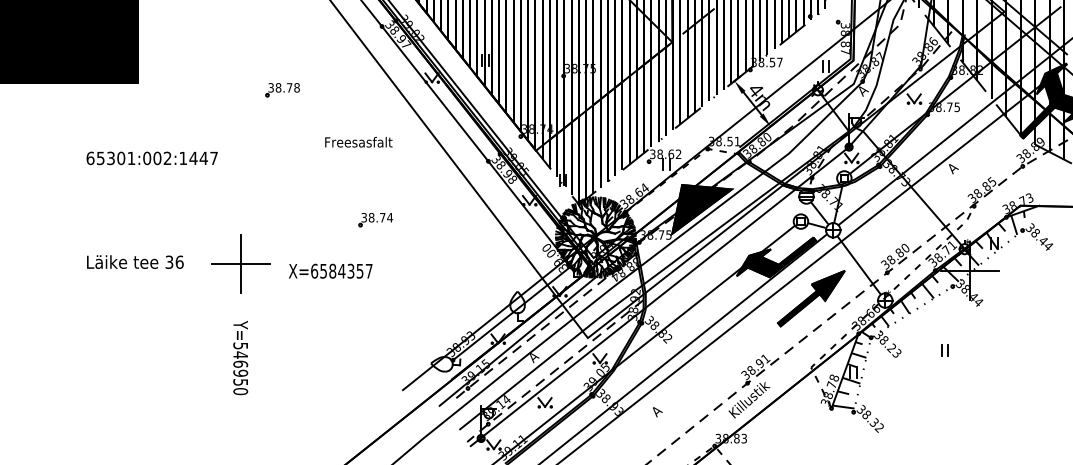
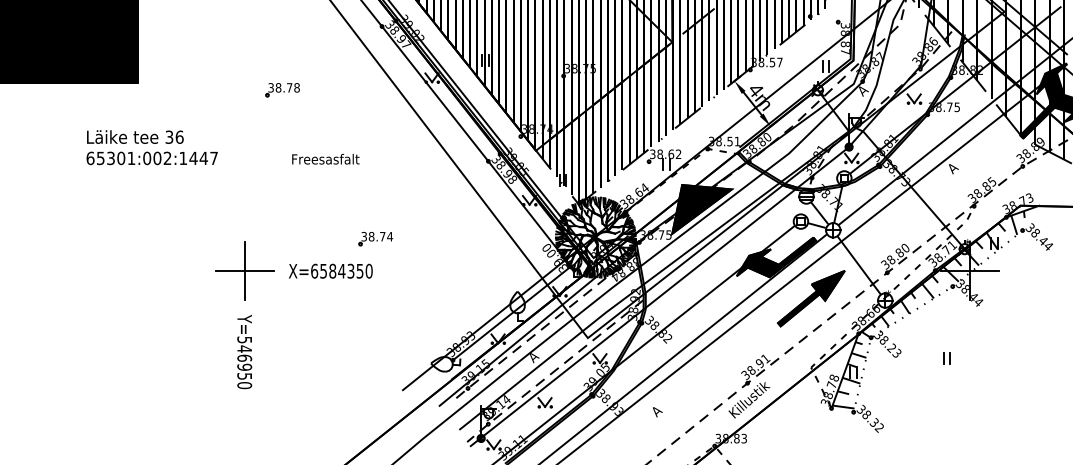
text position: (358, 142) -> (325, 159) (325, 159)
part position: (375, 220) -> (375, 239) (375, 239)
text position: (135, 261) -> (135, 136) (135, 136)
part position: (240, 263) -> (244, 270) (244, 270)
text: X=6584357 -> X=6584350 (368, 270)
part position: (944, 350) -> (946, 358) (946, 358)
text position: (240, 358) -> (244, 352) (244, 352)
